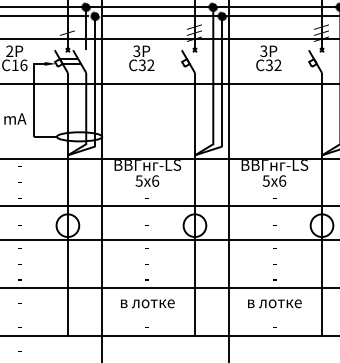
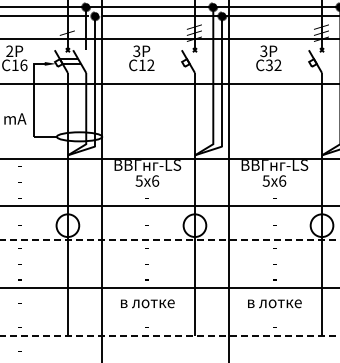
text: C32 -> C12 (141, 65)
line: solid -> dashed (170, 240)
line: solid -> dashed (170, 335)
